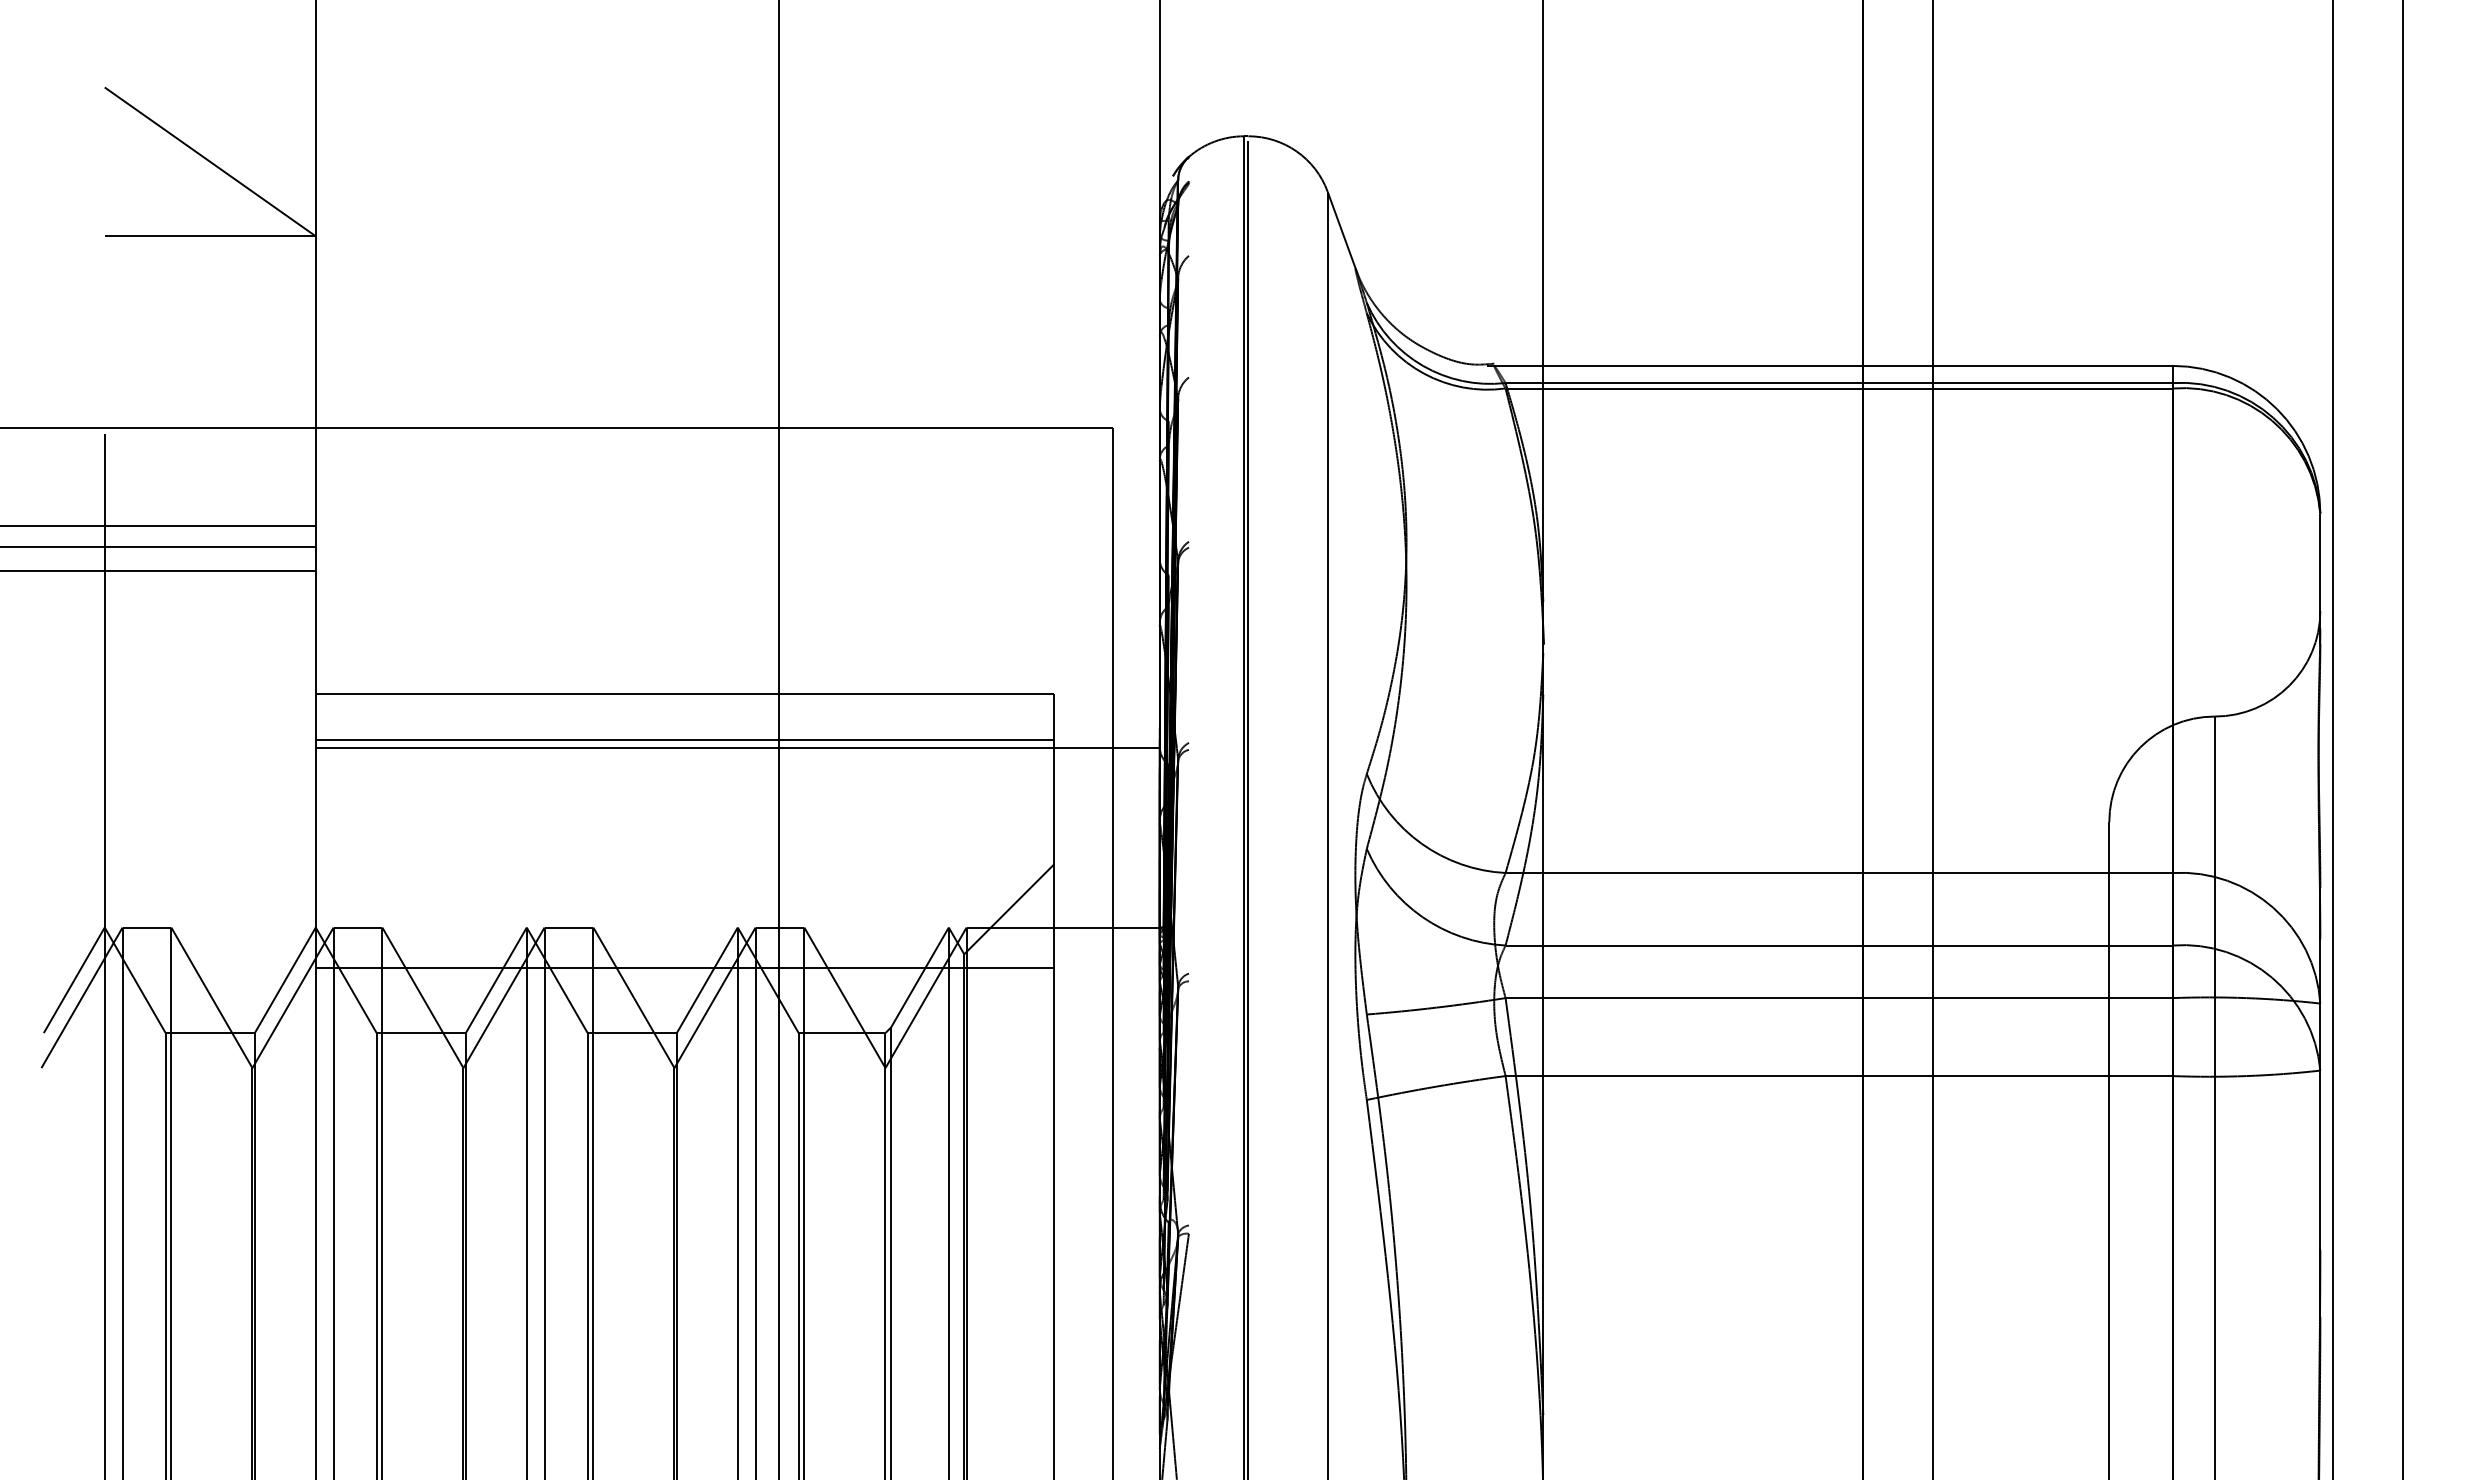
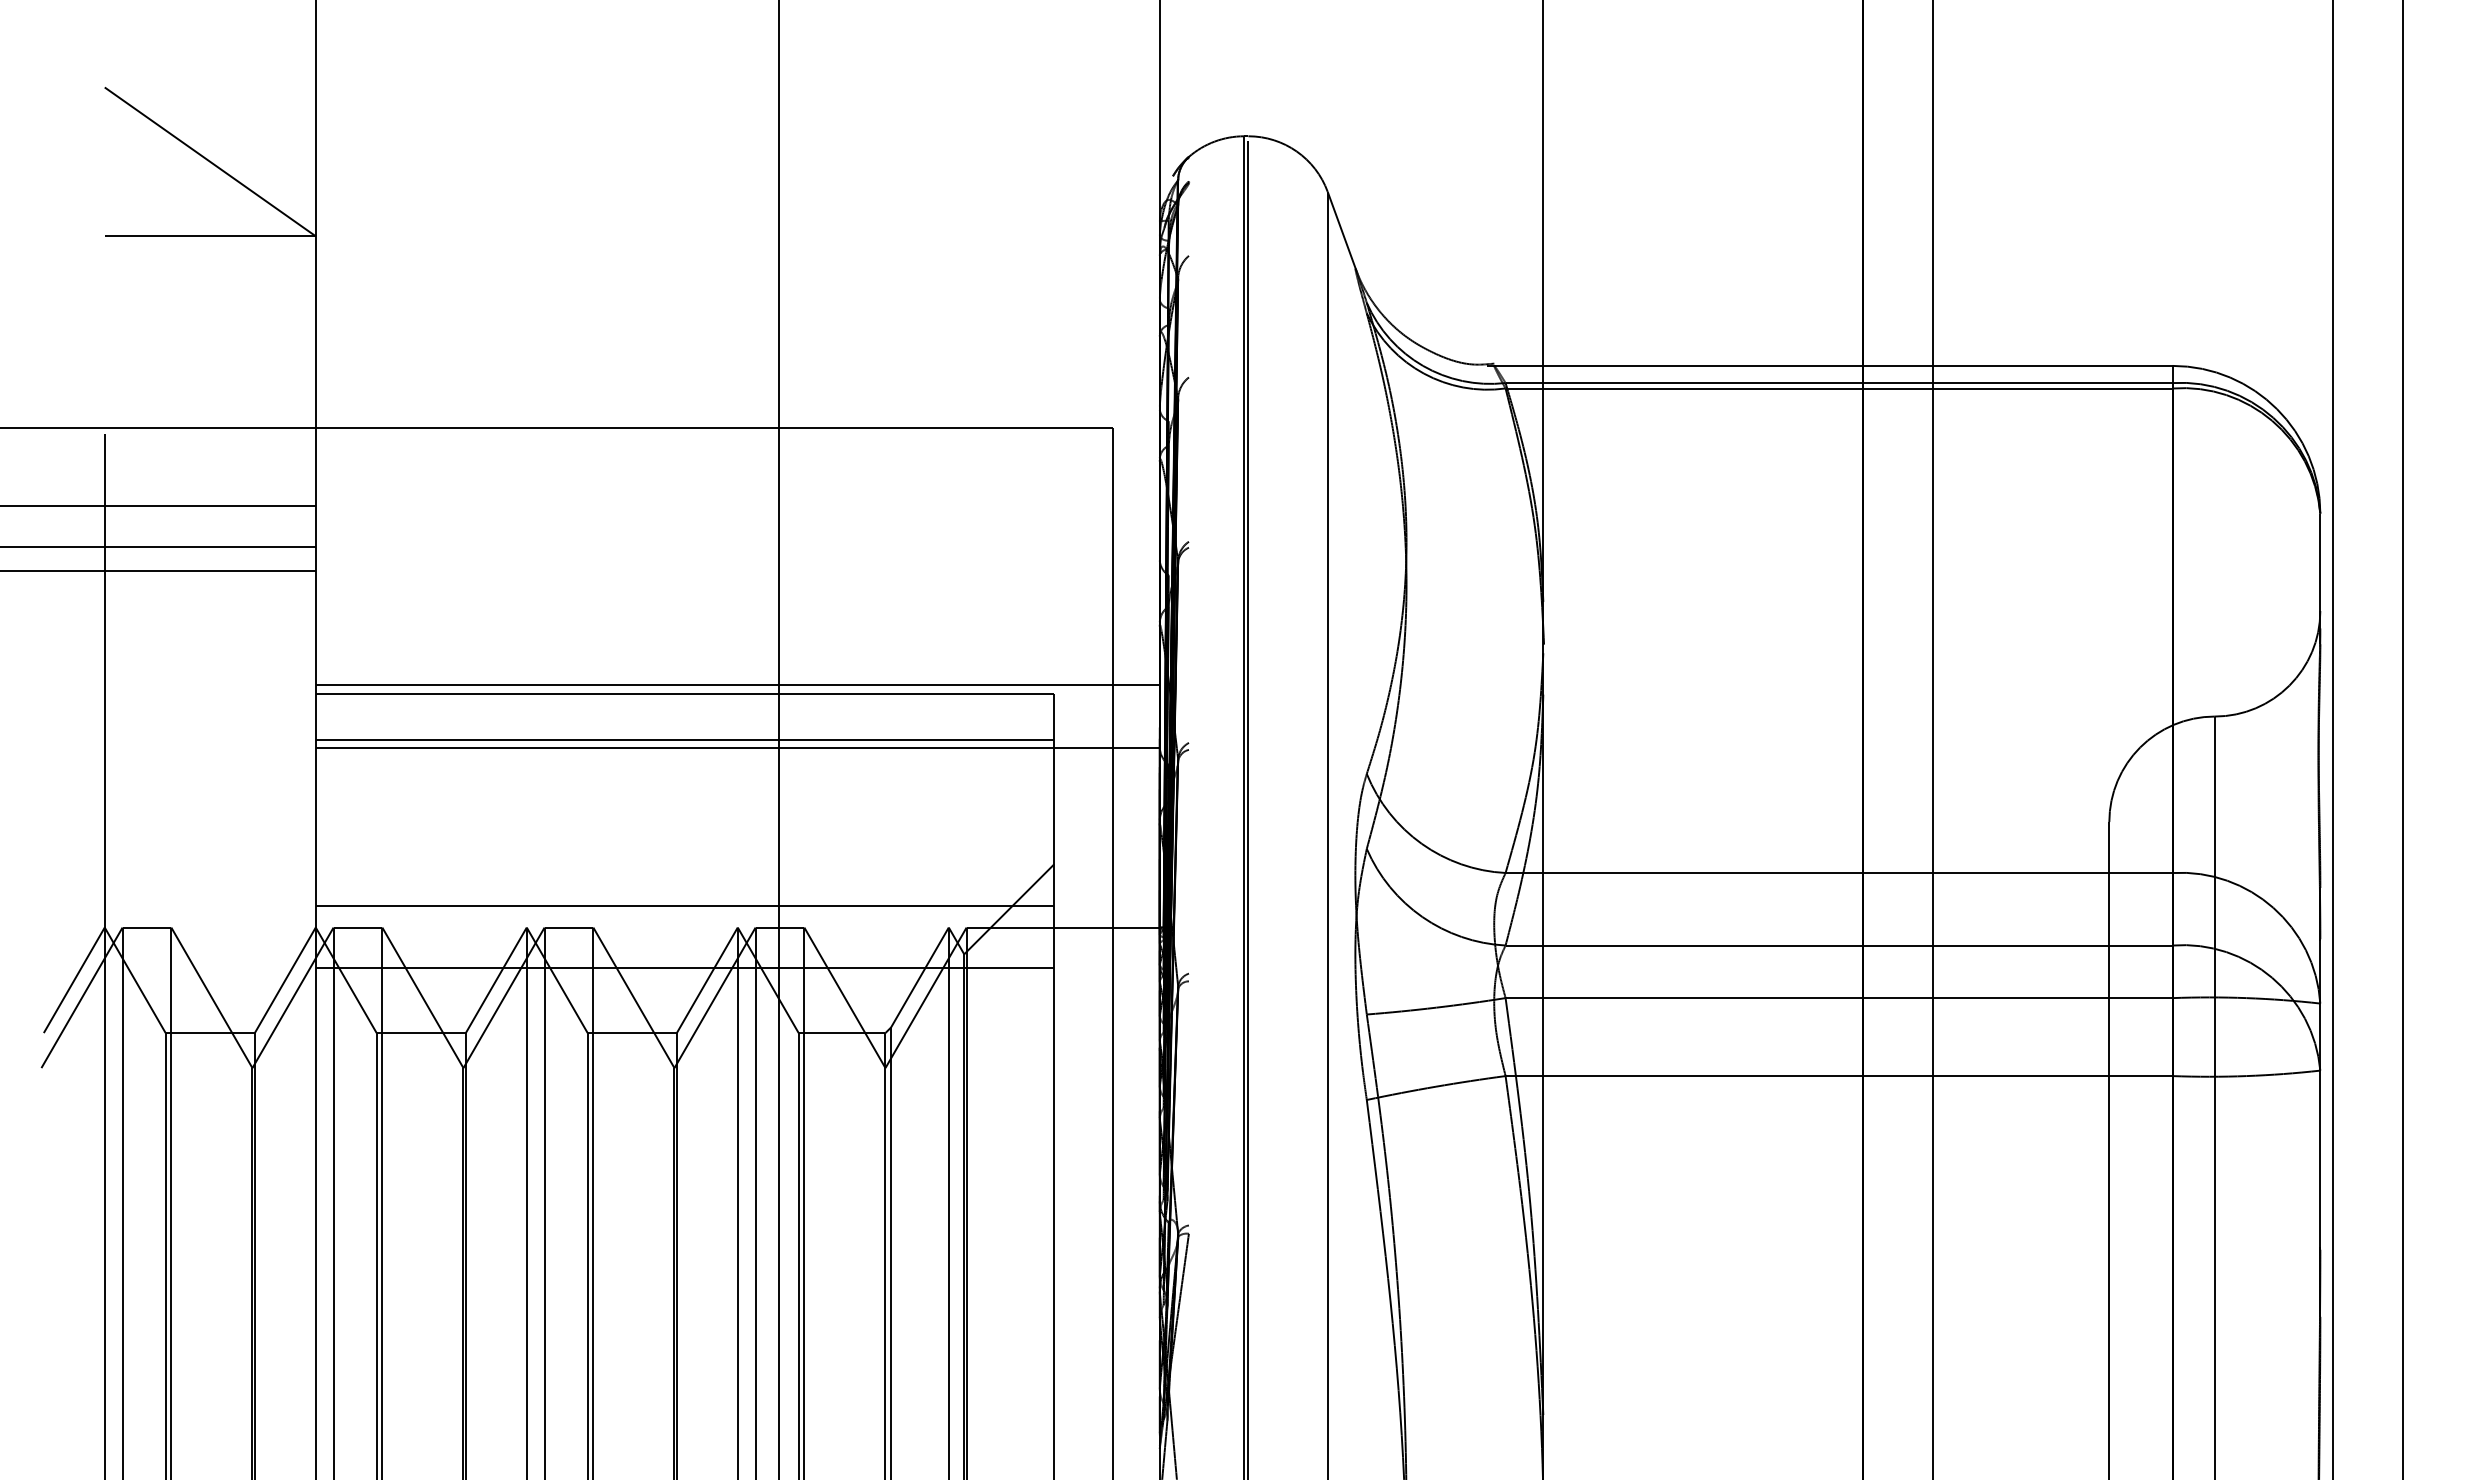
line position: (158, 525) -> (158, 505) (158, 505)
line: none -> present (737, 685)
line: none -> present (684, 905)
